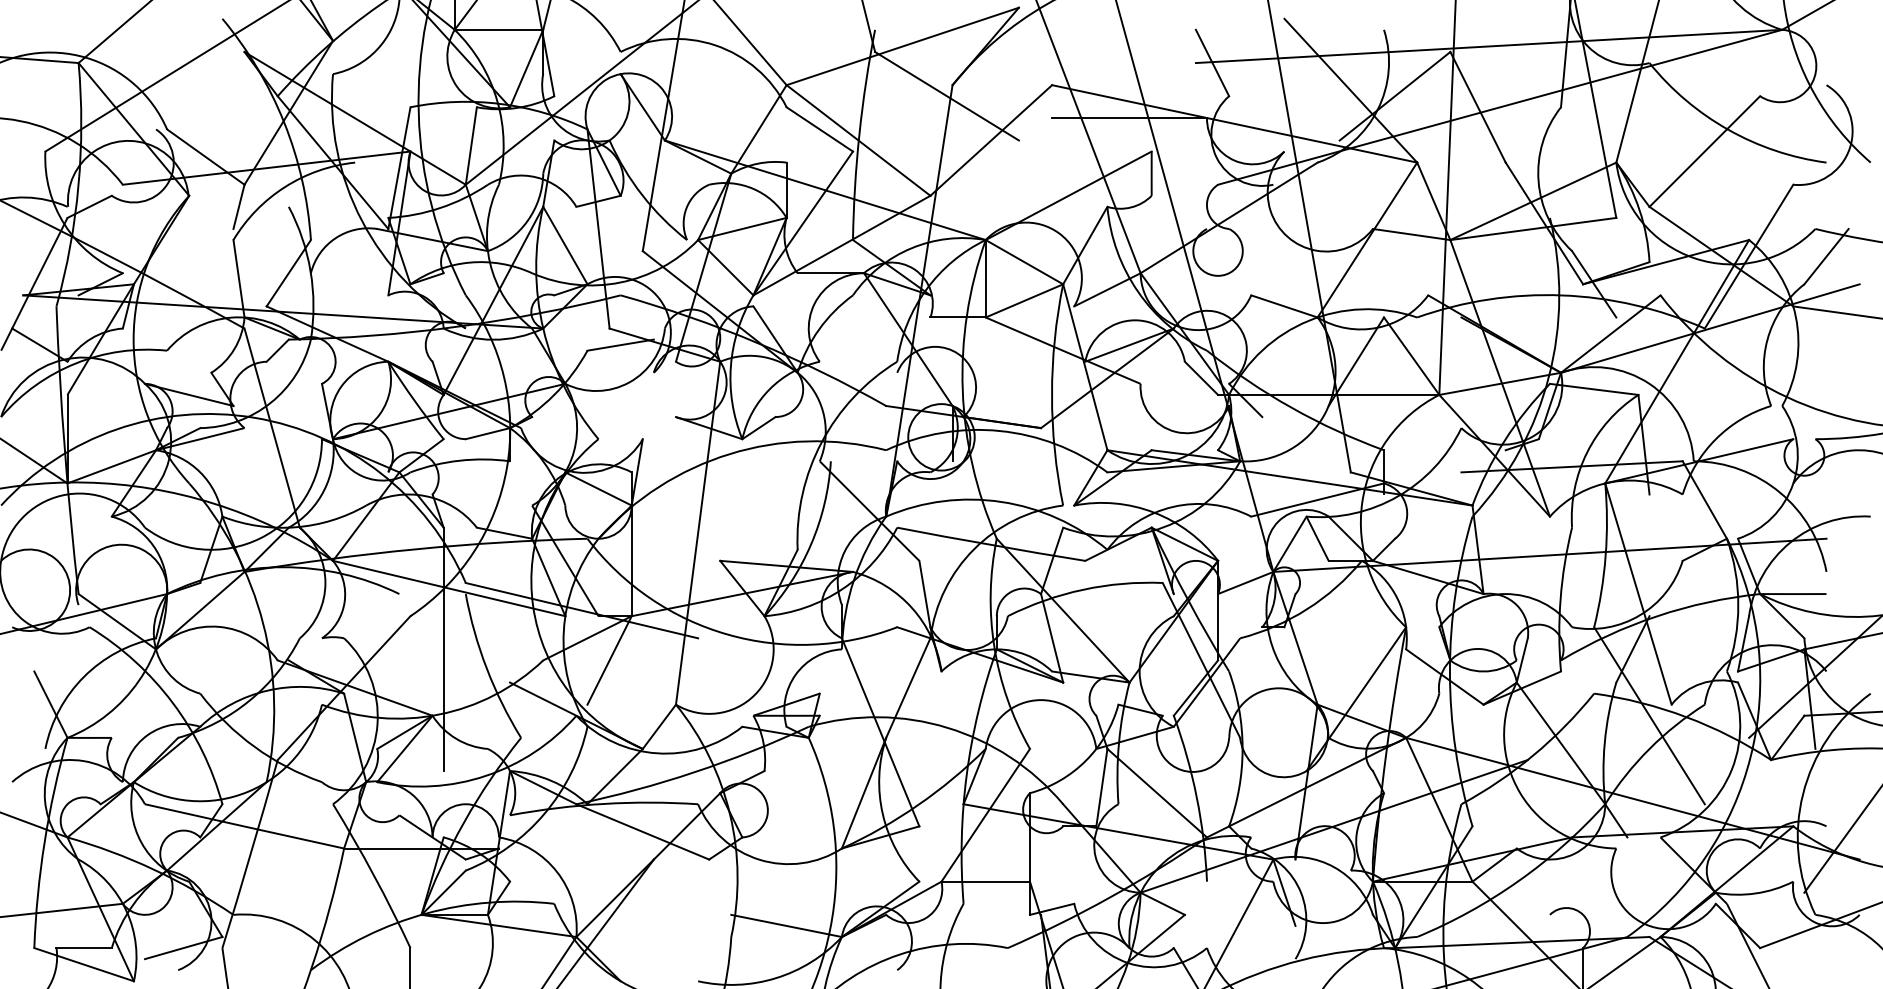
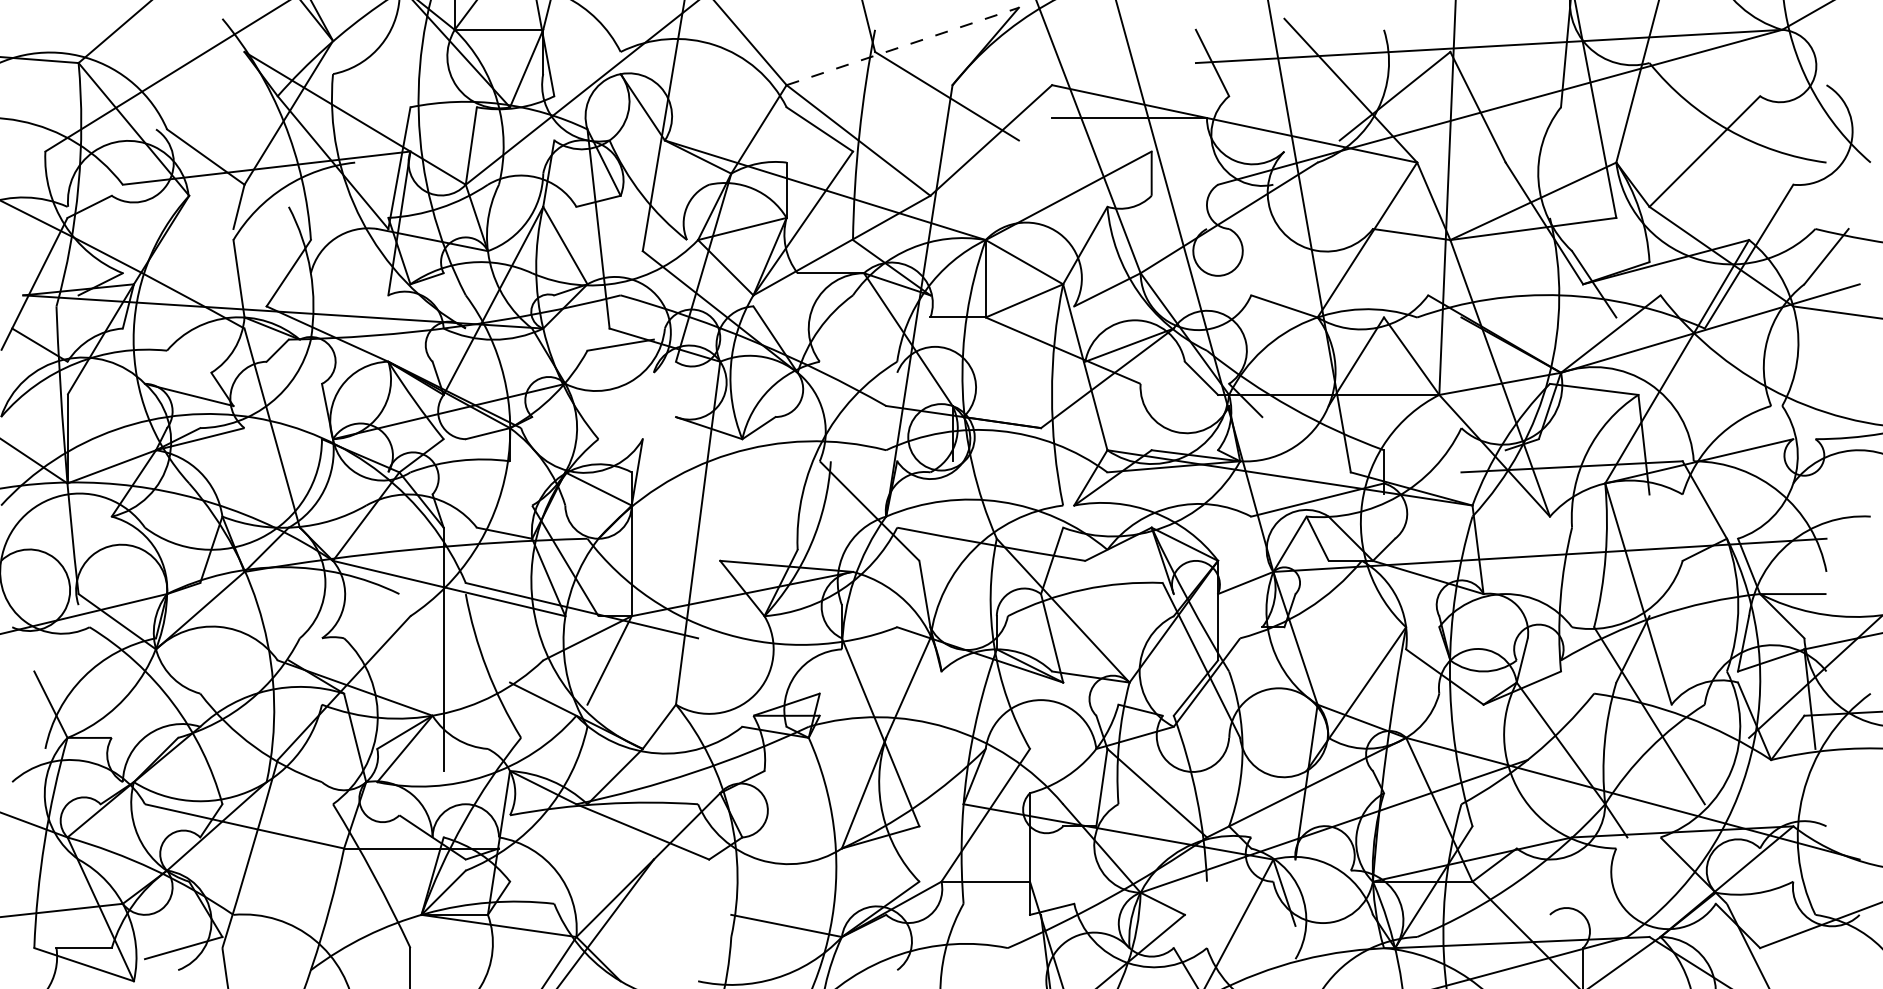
line: solid -> dashed (903, 46)
line: present -> none (1841, 840)
